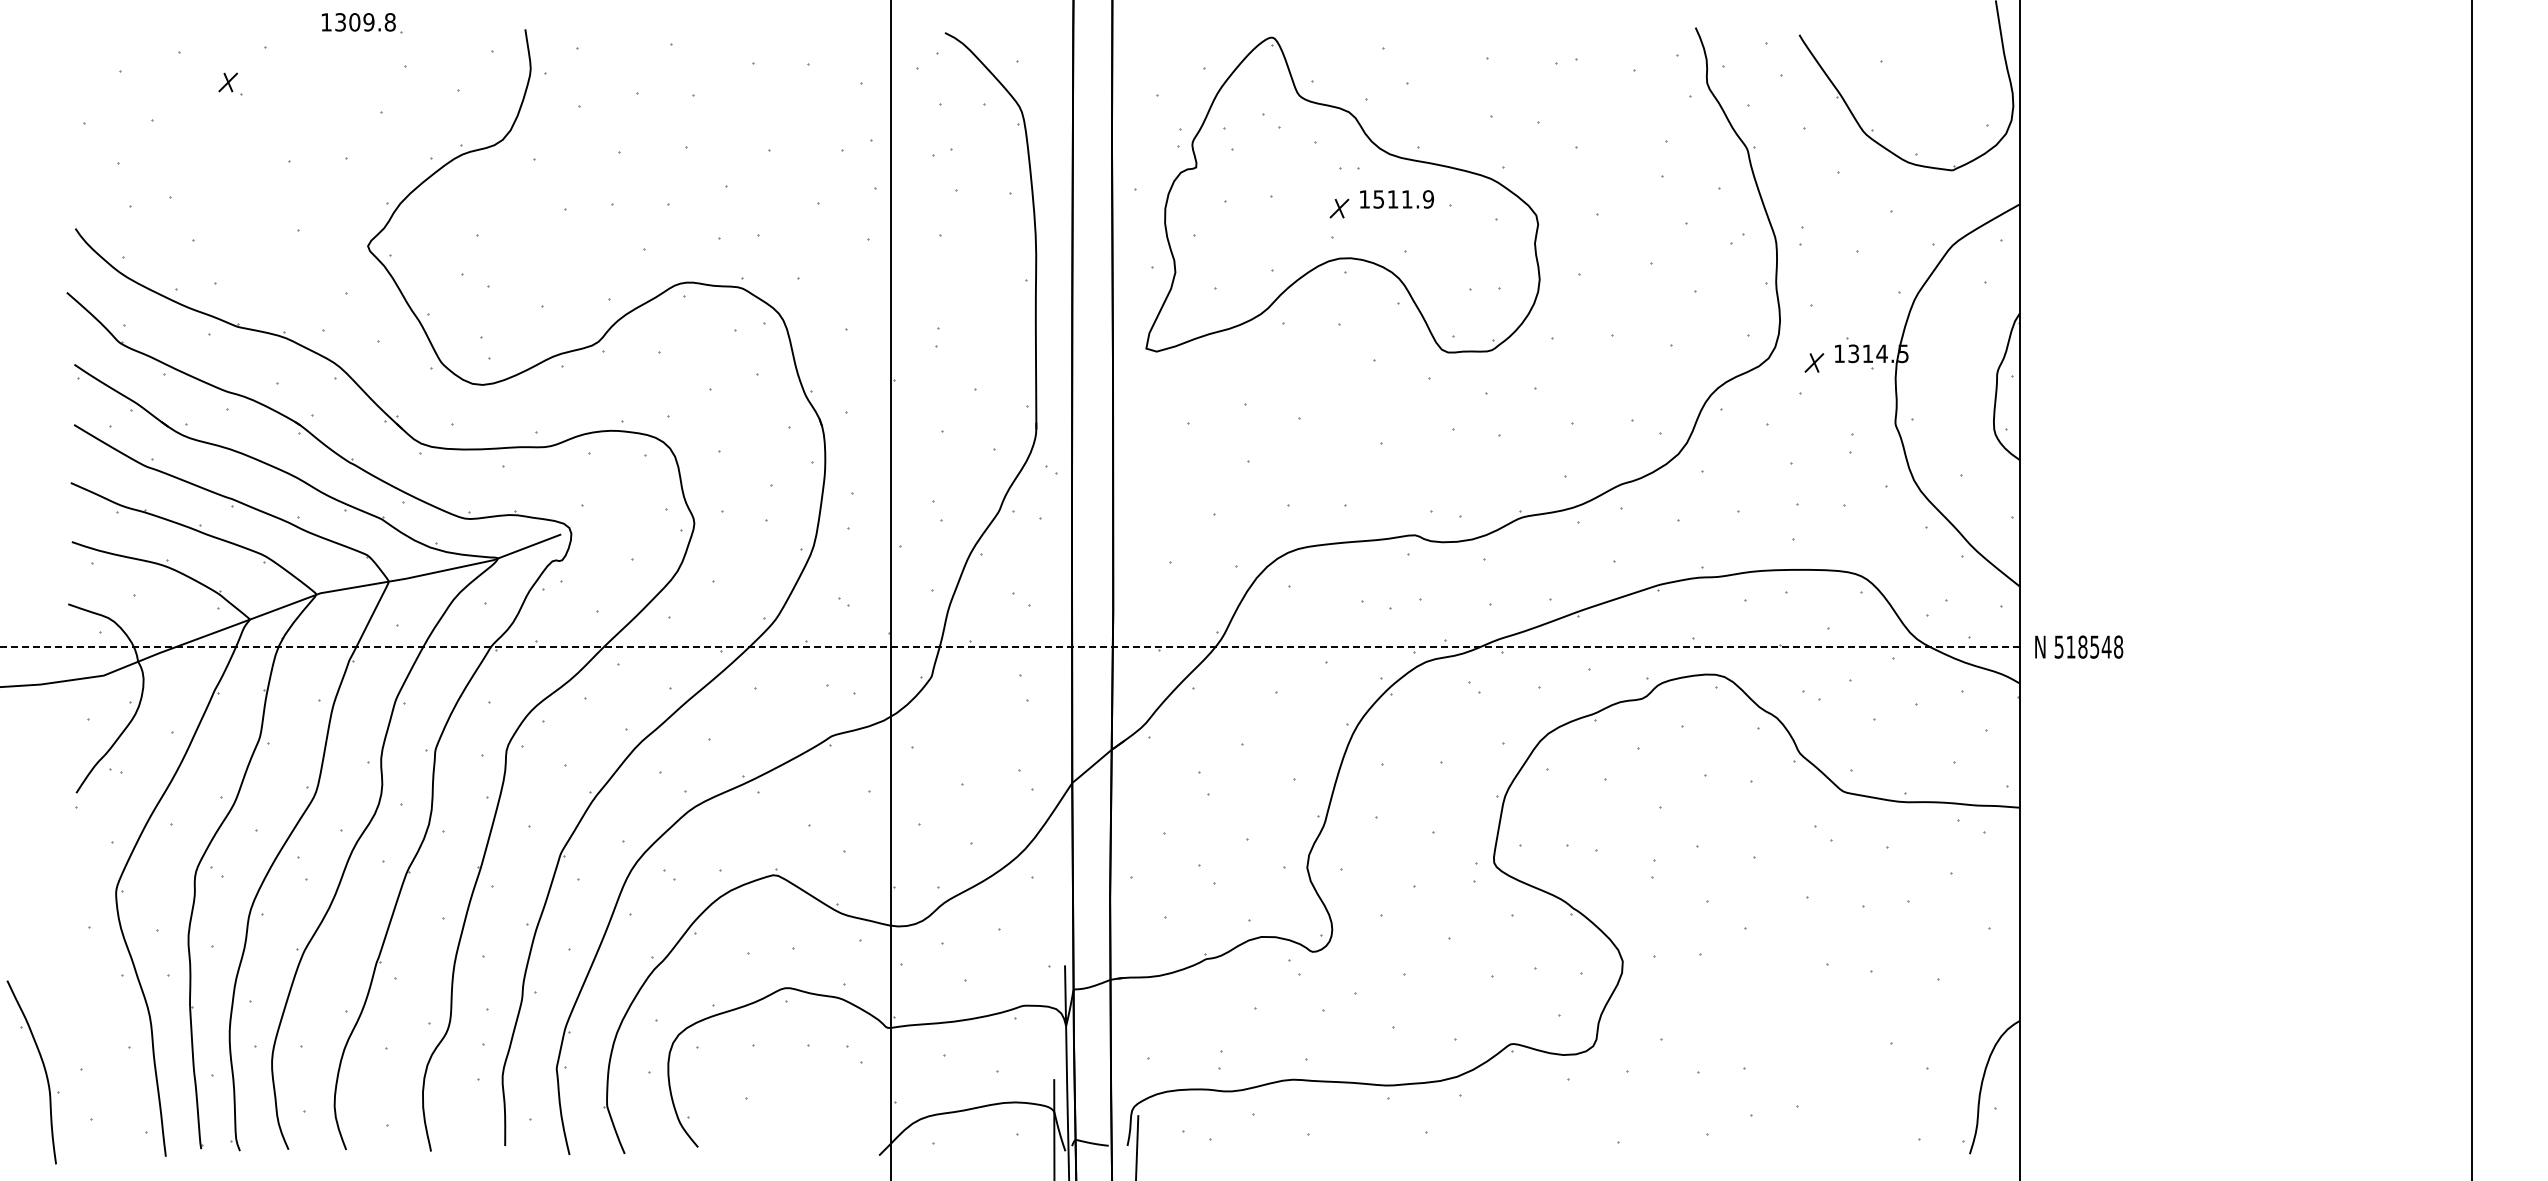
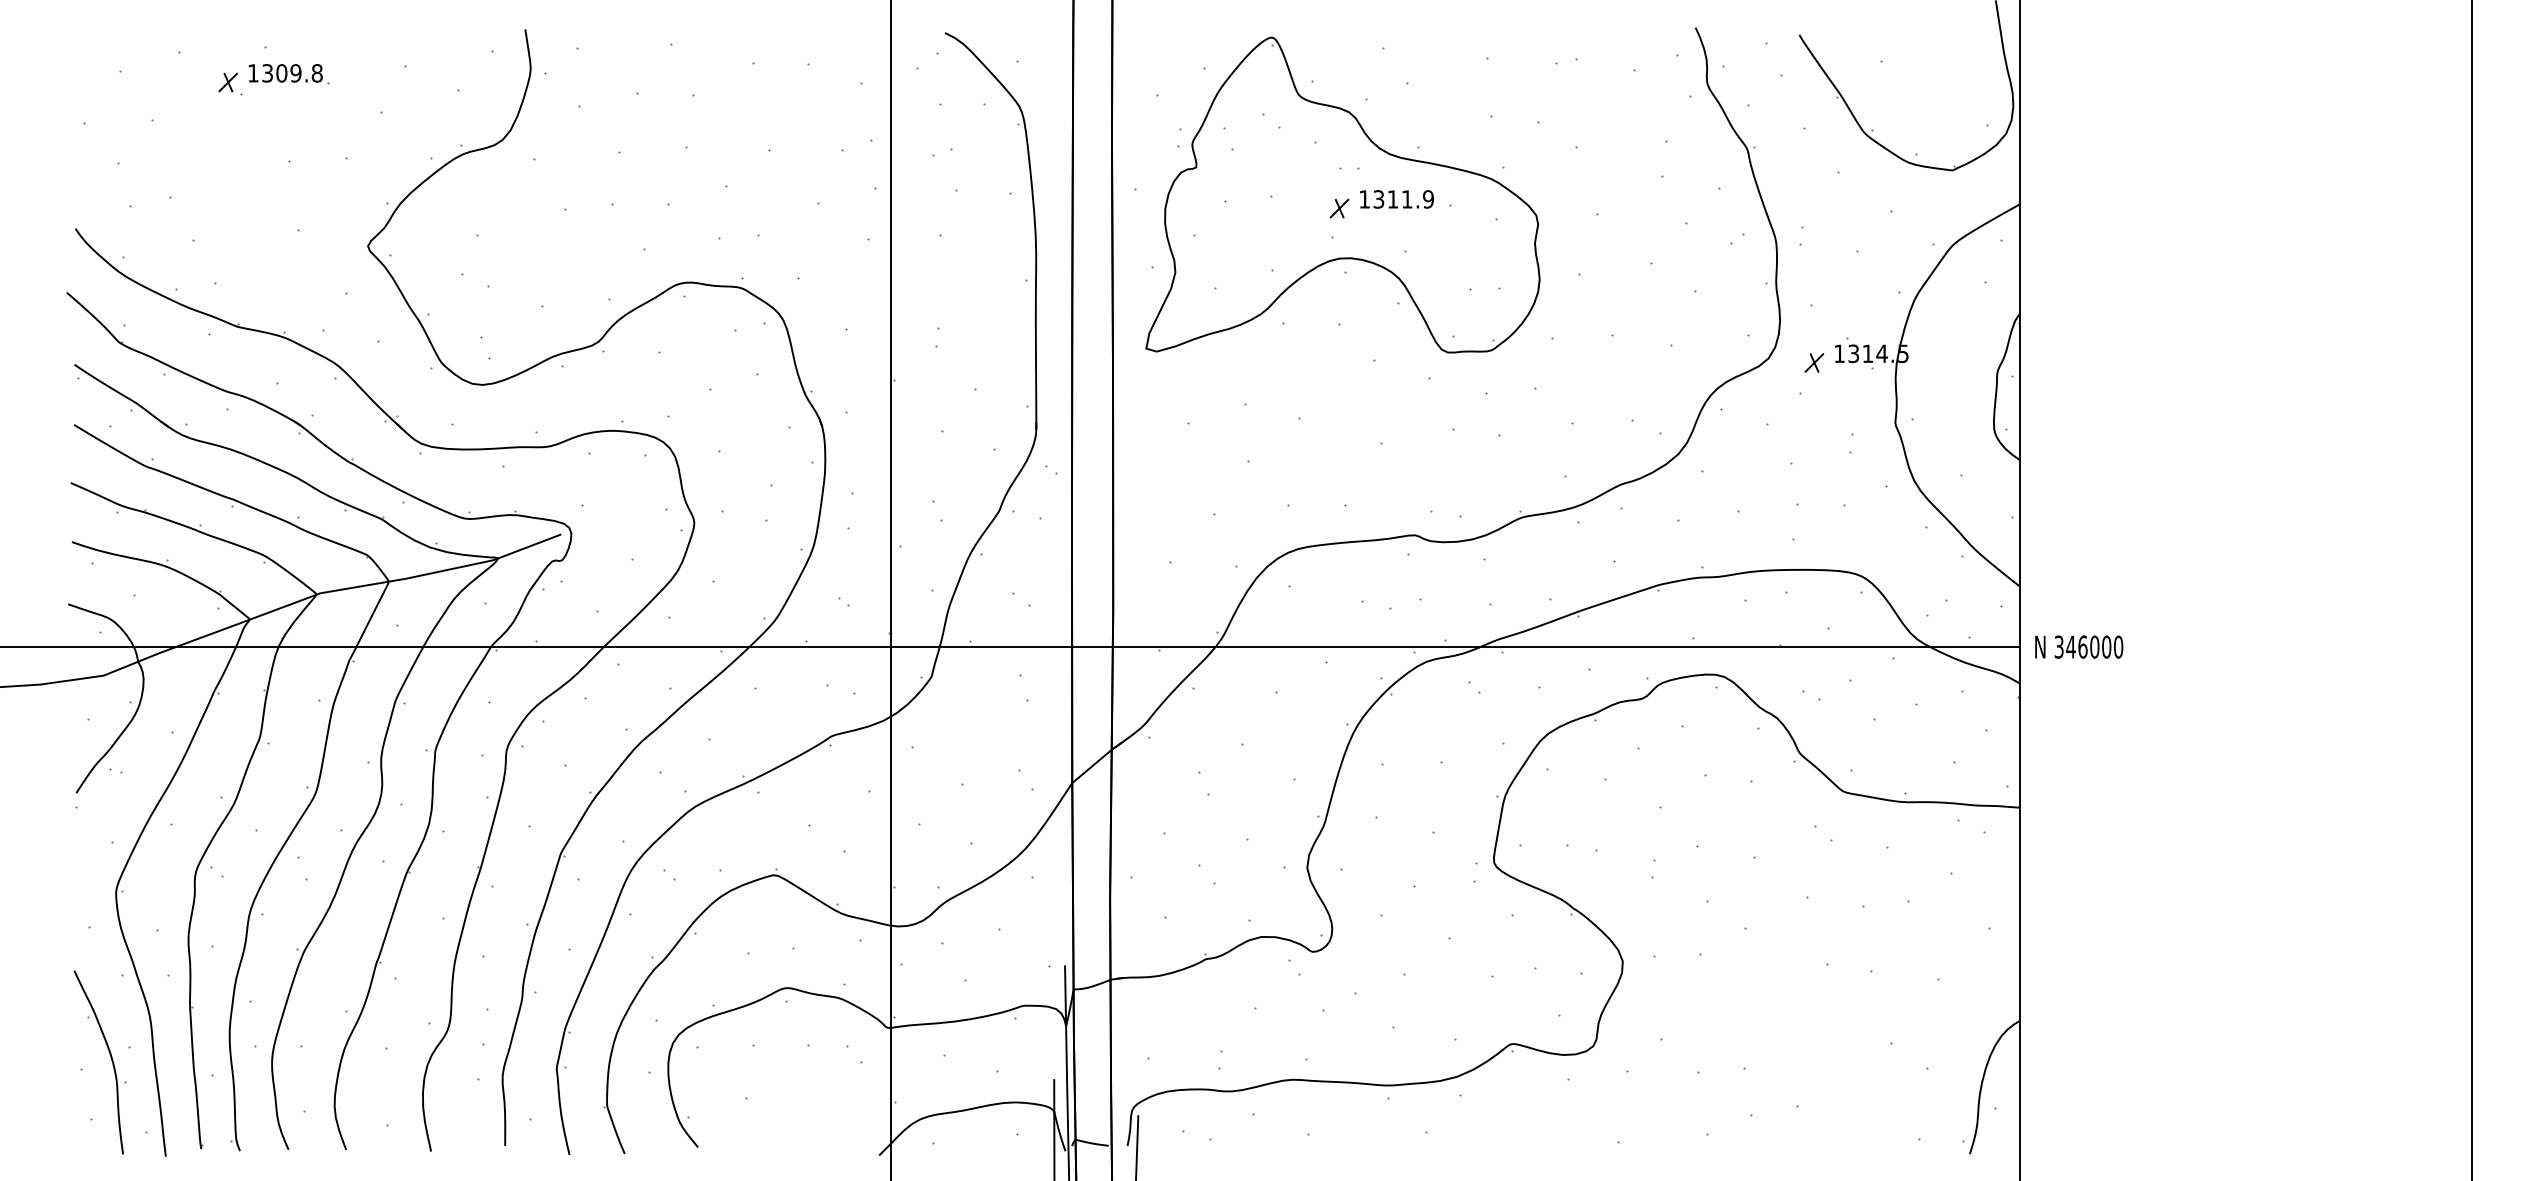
part position: (361, 23) -> (288, 74) (288, 74)
text: 1511.9 -> 1311.9 (1379, 198)
text: 518548 -> 346000 (2089, 646)
line: dashed -> solid (1009, 647)
part position: (43, 1068) -> (110, 1058) (110, 1058)
